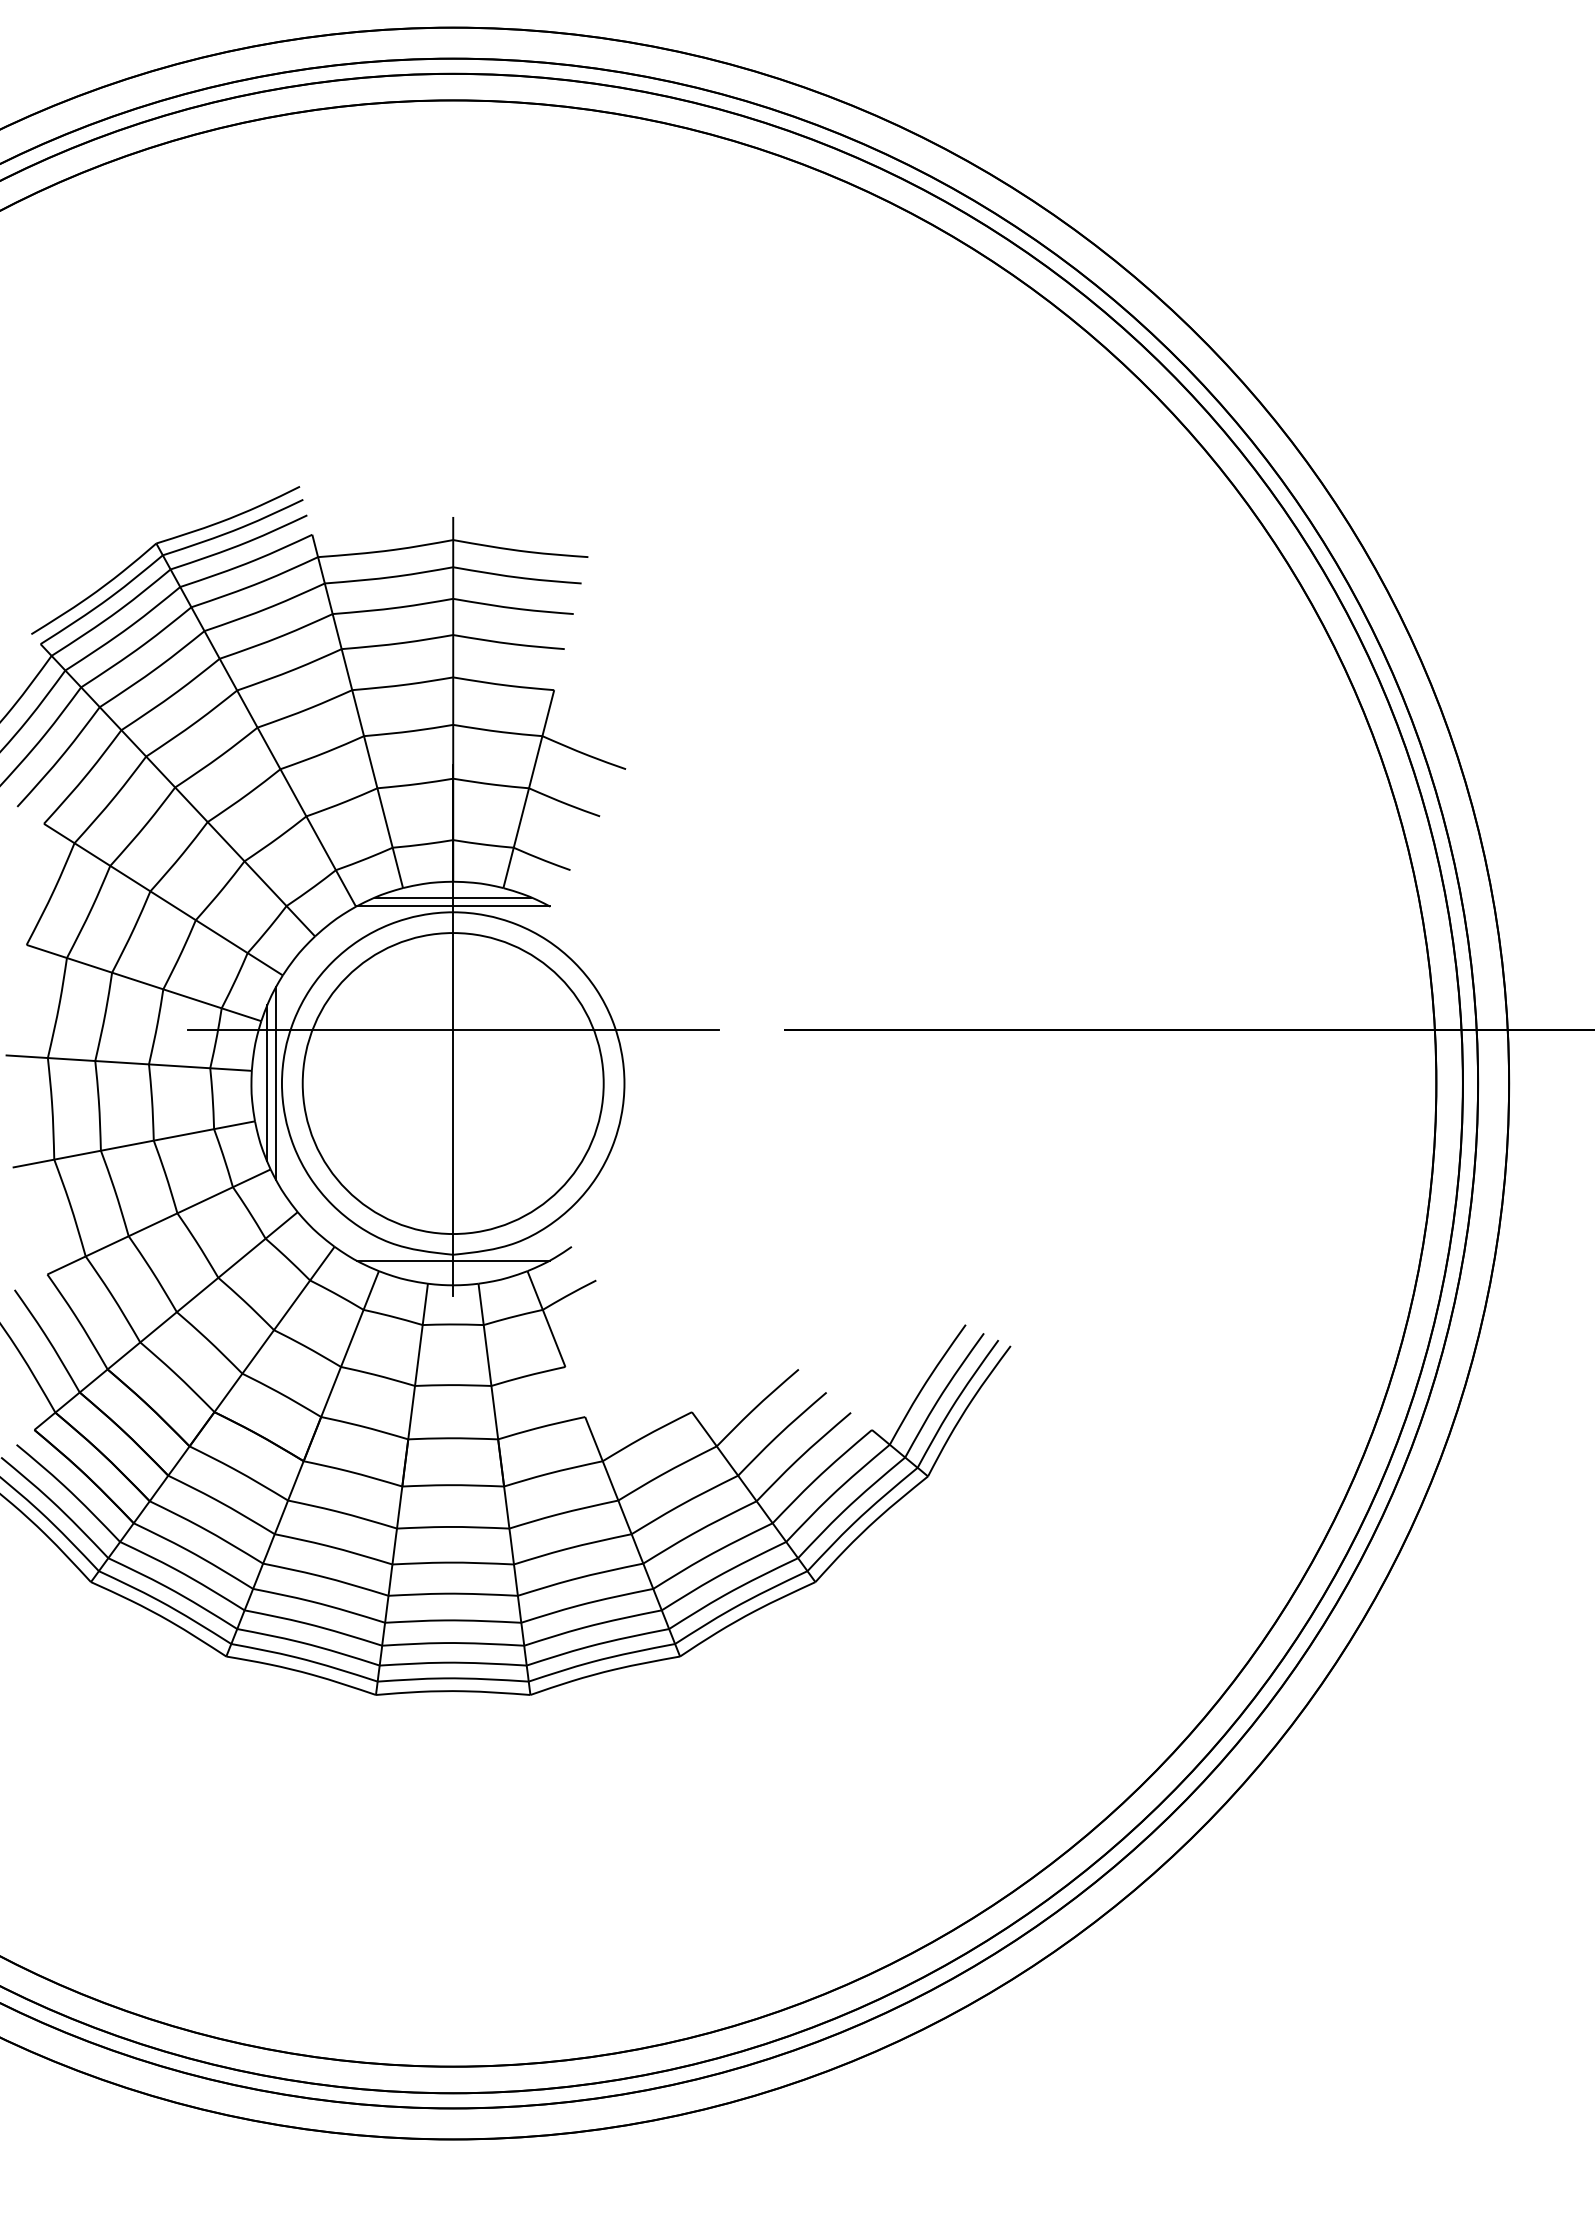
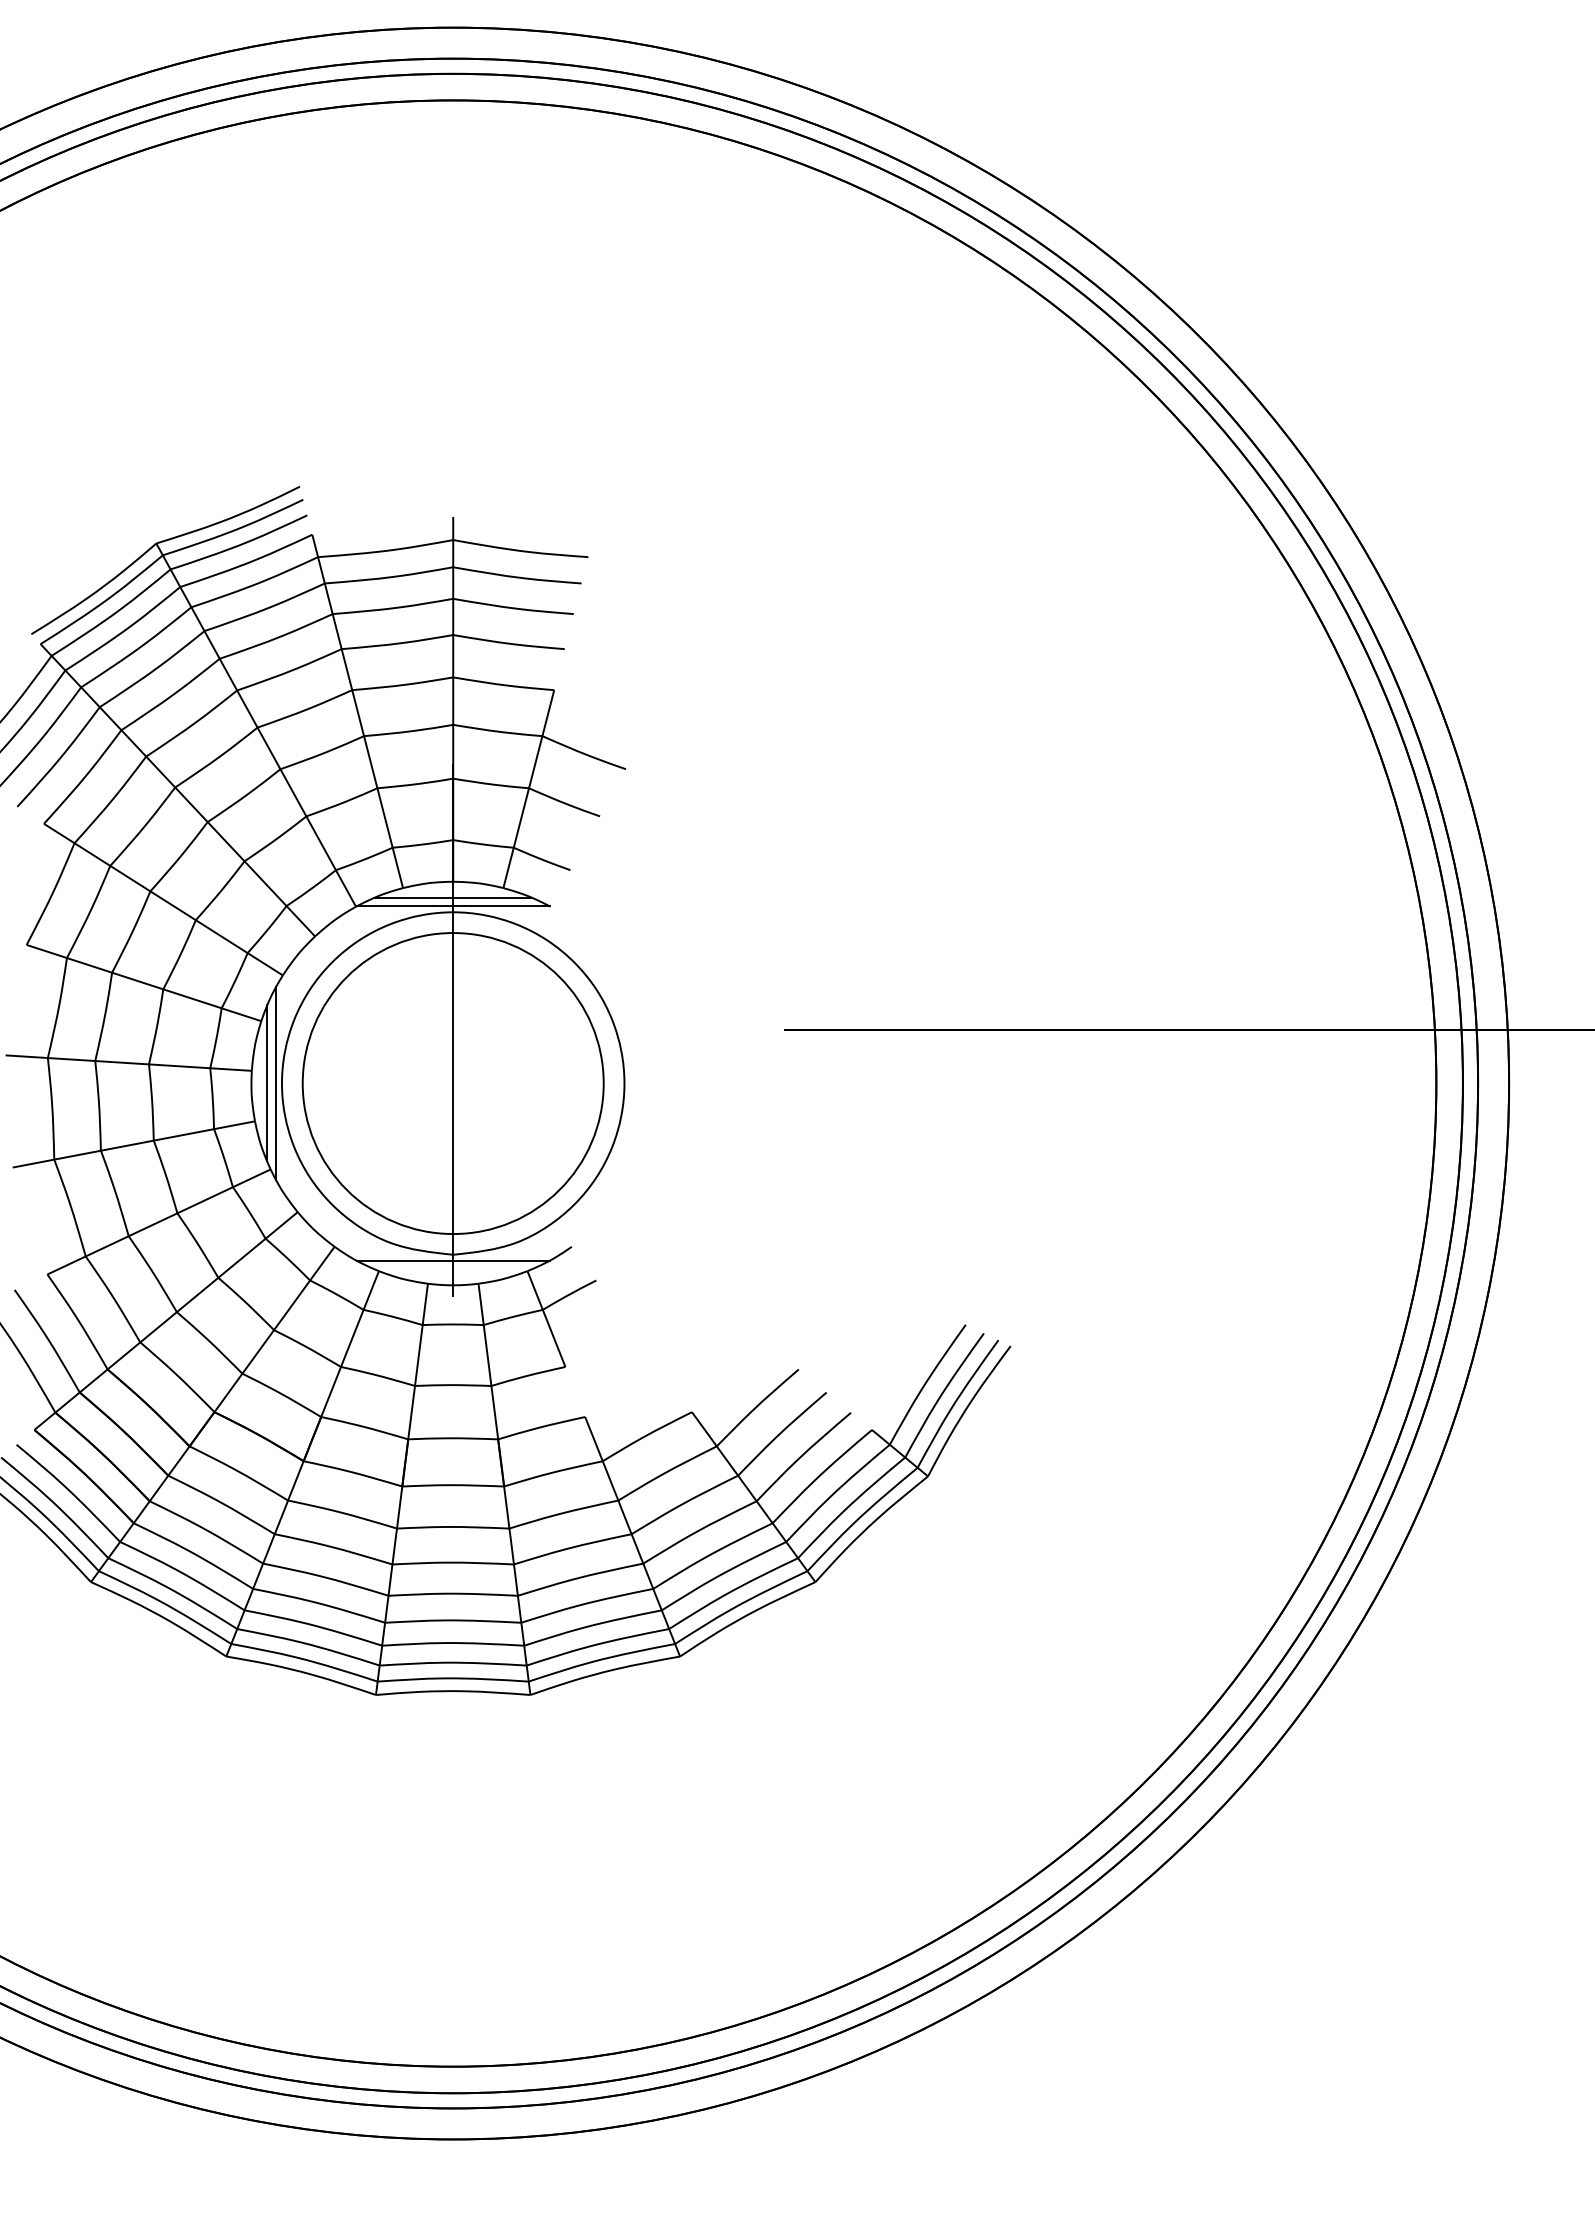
line: present -> none (452, 1030)
